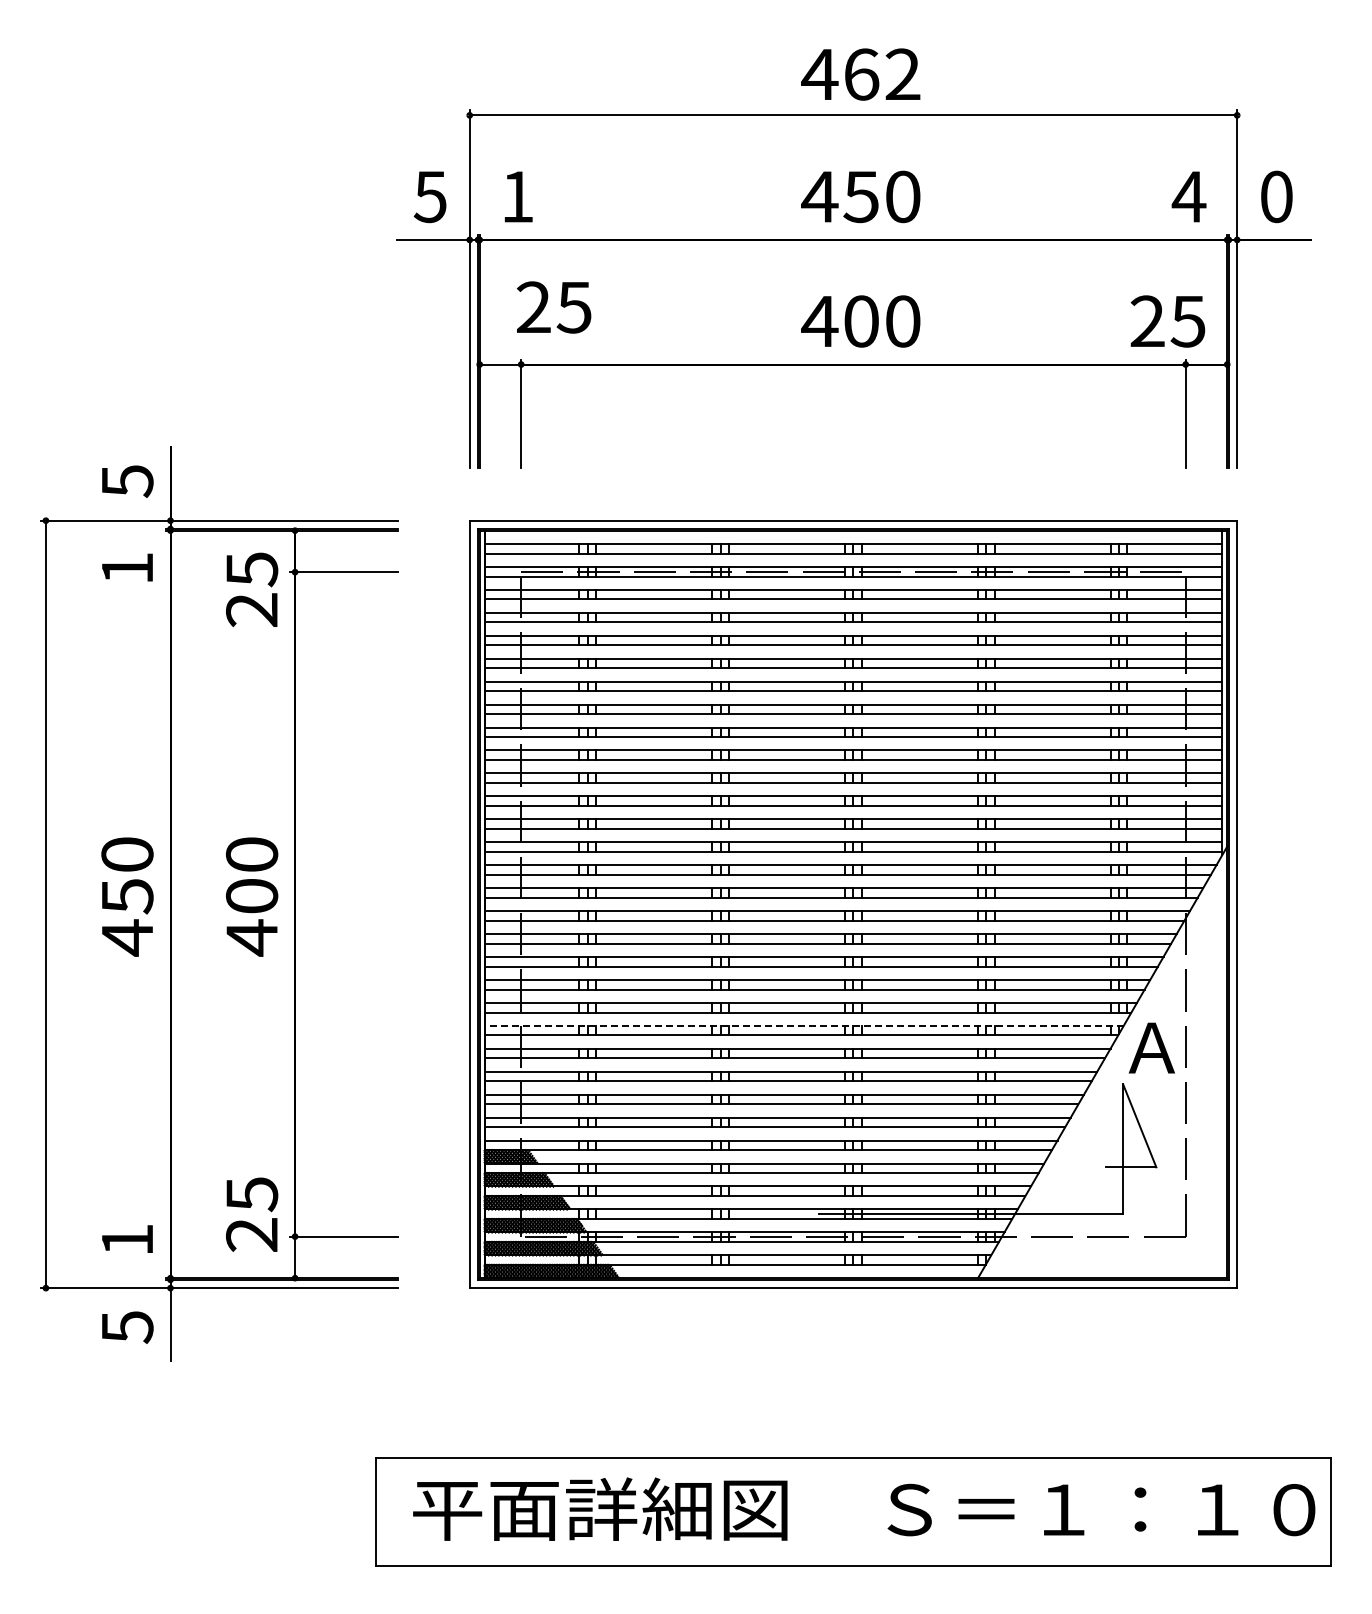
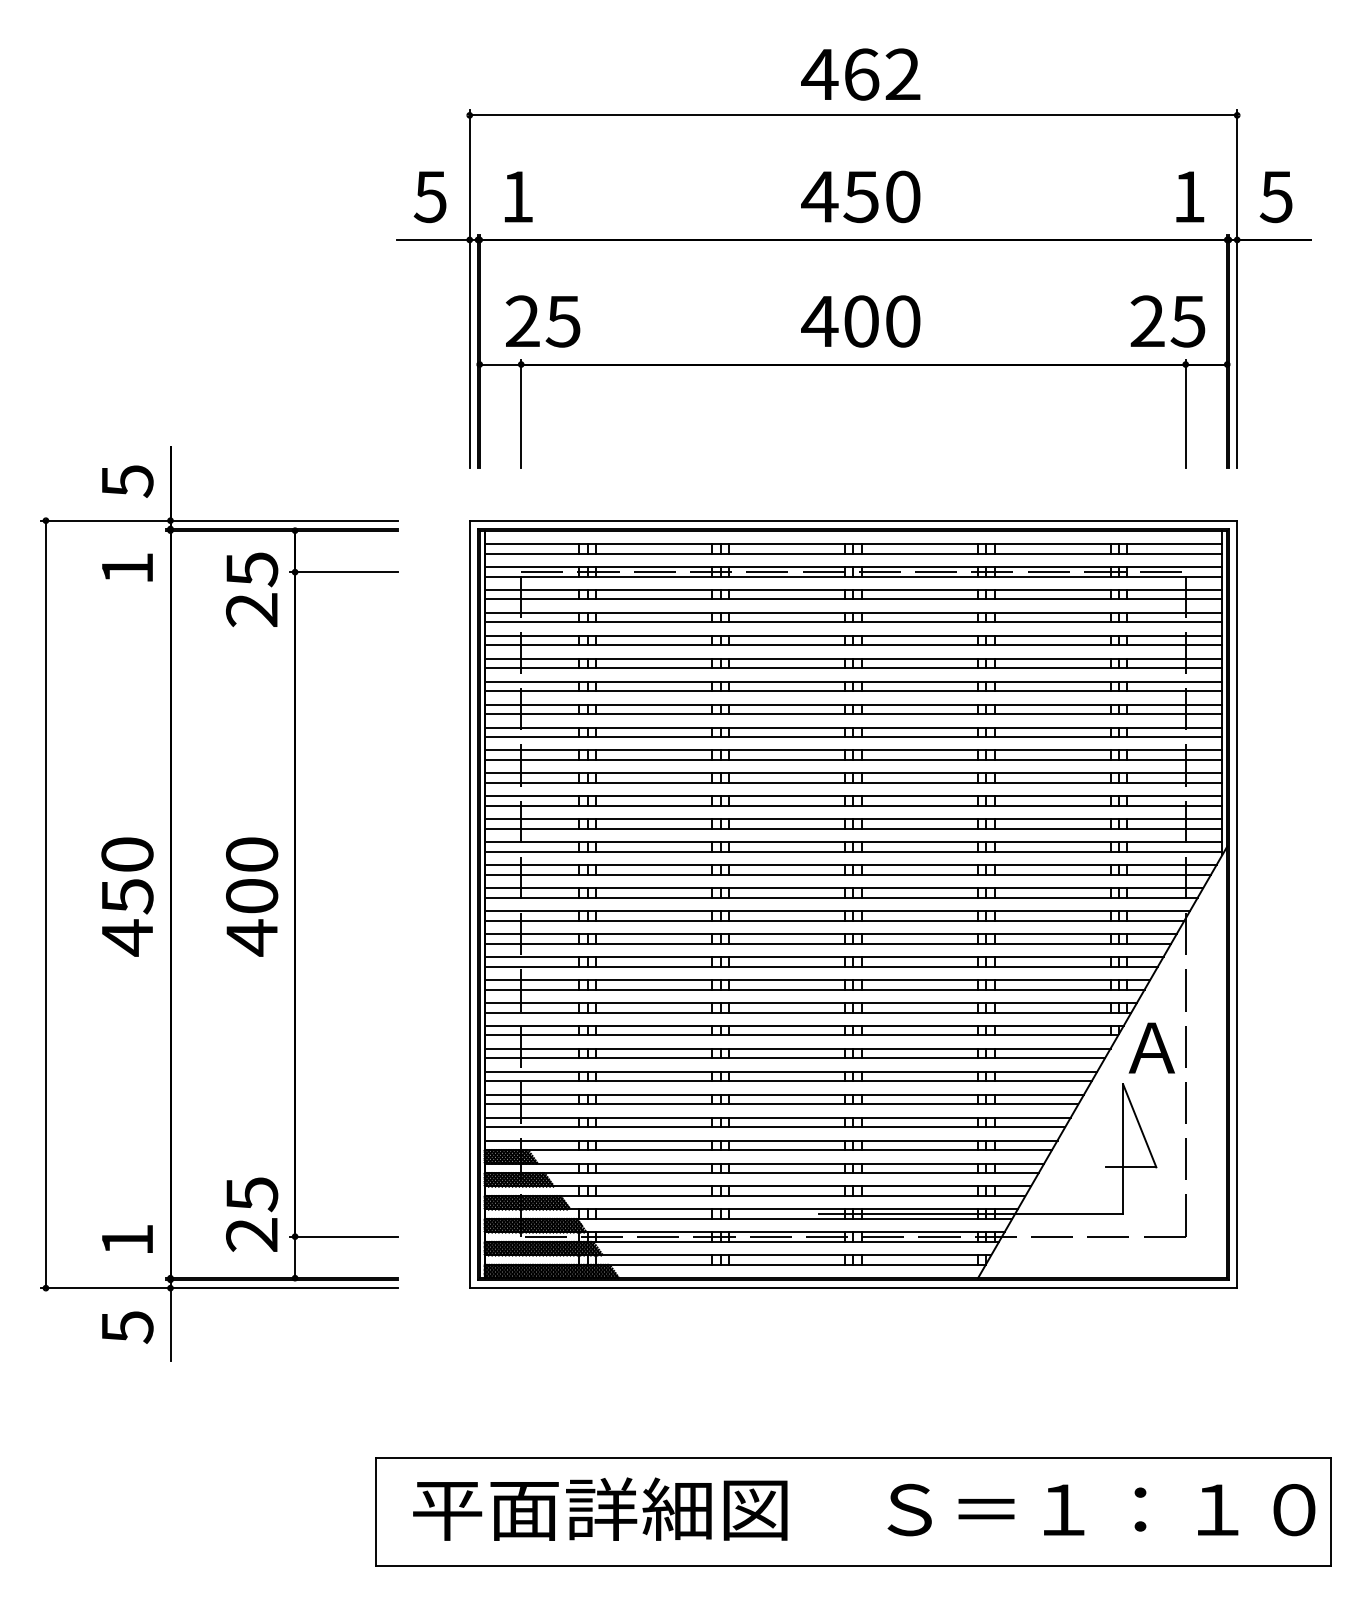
text: 4 -> 1 (1188, 196)
text: 0 -> 5 (1275, 196)
text position: (554, 307) -> (543, 321) (543, 321)
line: dashed -> solid (804, 1025)
